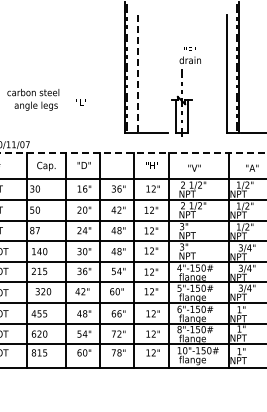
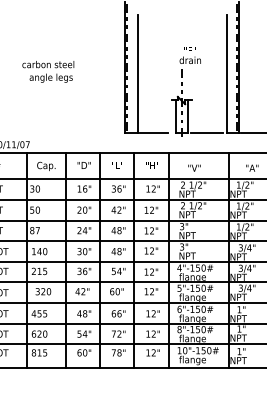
line: dashed -> solid (137, 74)
text position: (33, 99) -> (48, 71) (48, 71)
text position: (80, 102) -> (116, 165) (116, 165)
line: none -> present (206, 132)
line: dashed -> solid (134, 152)
